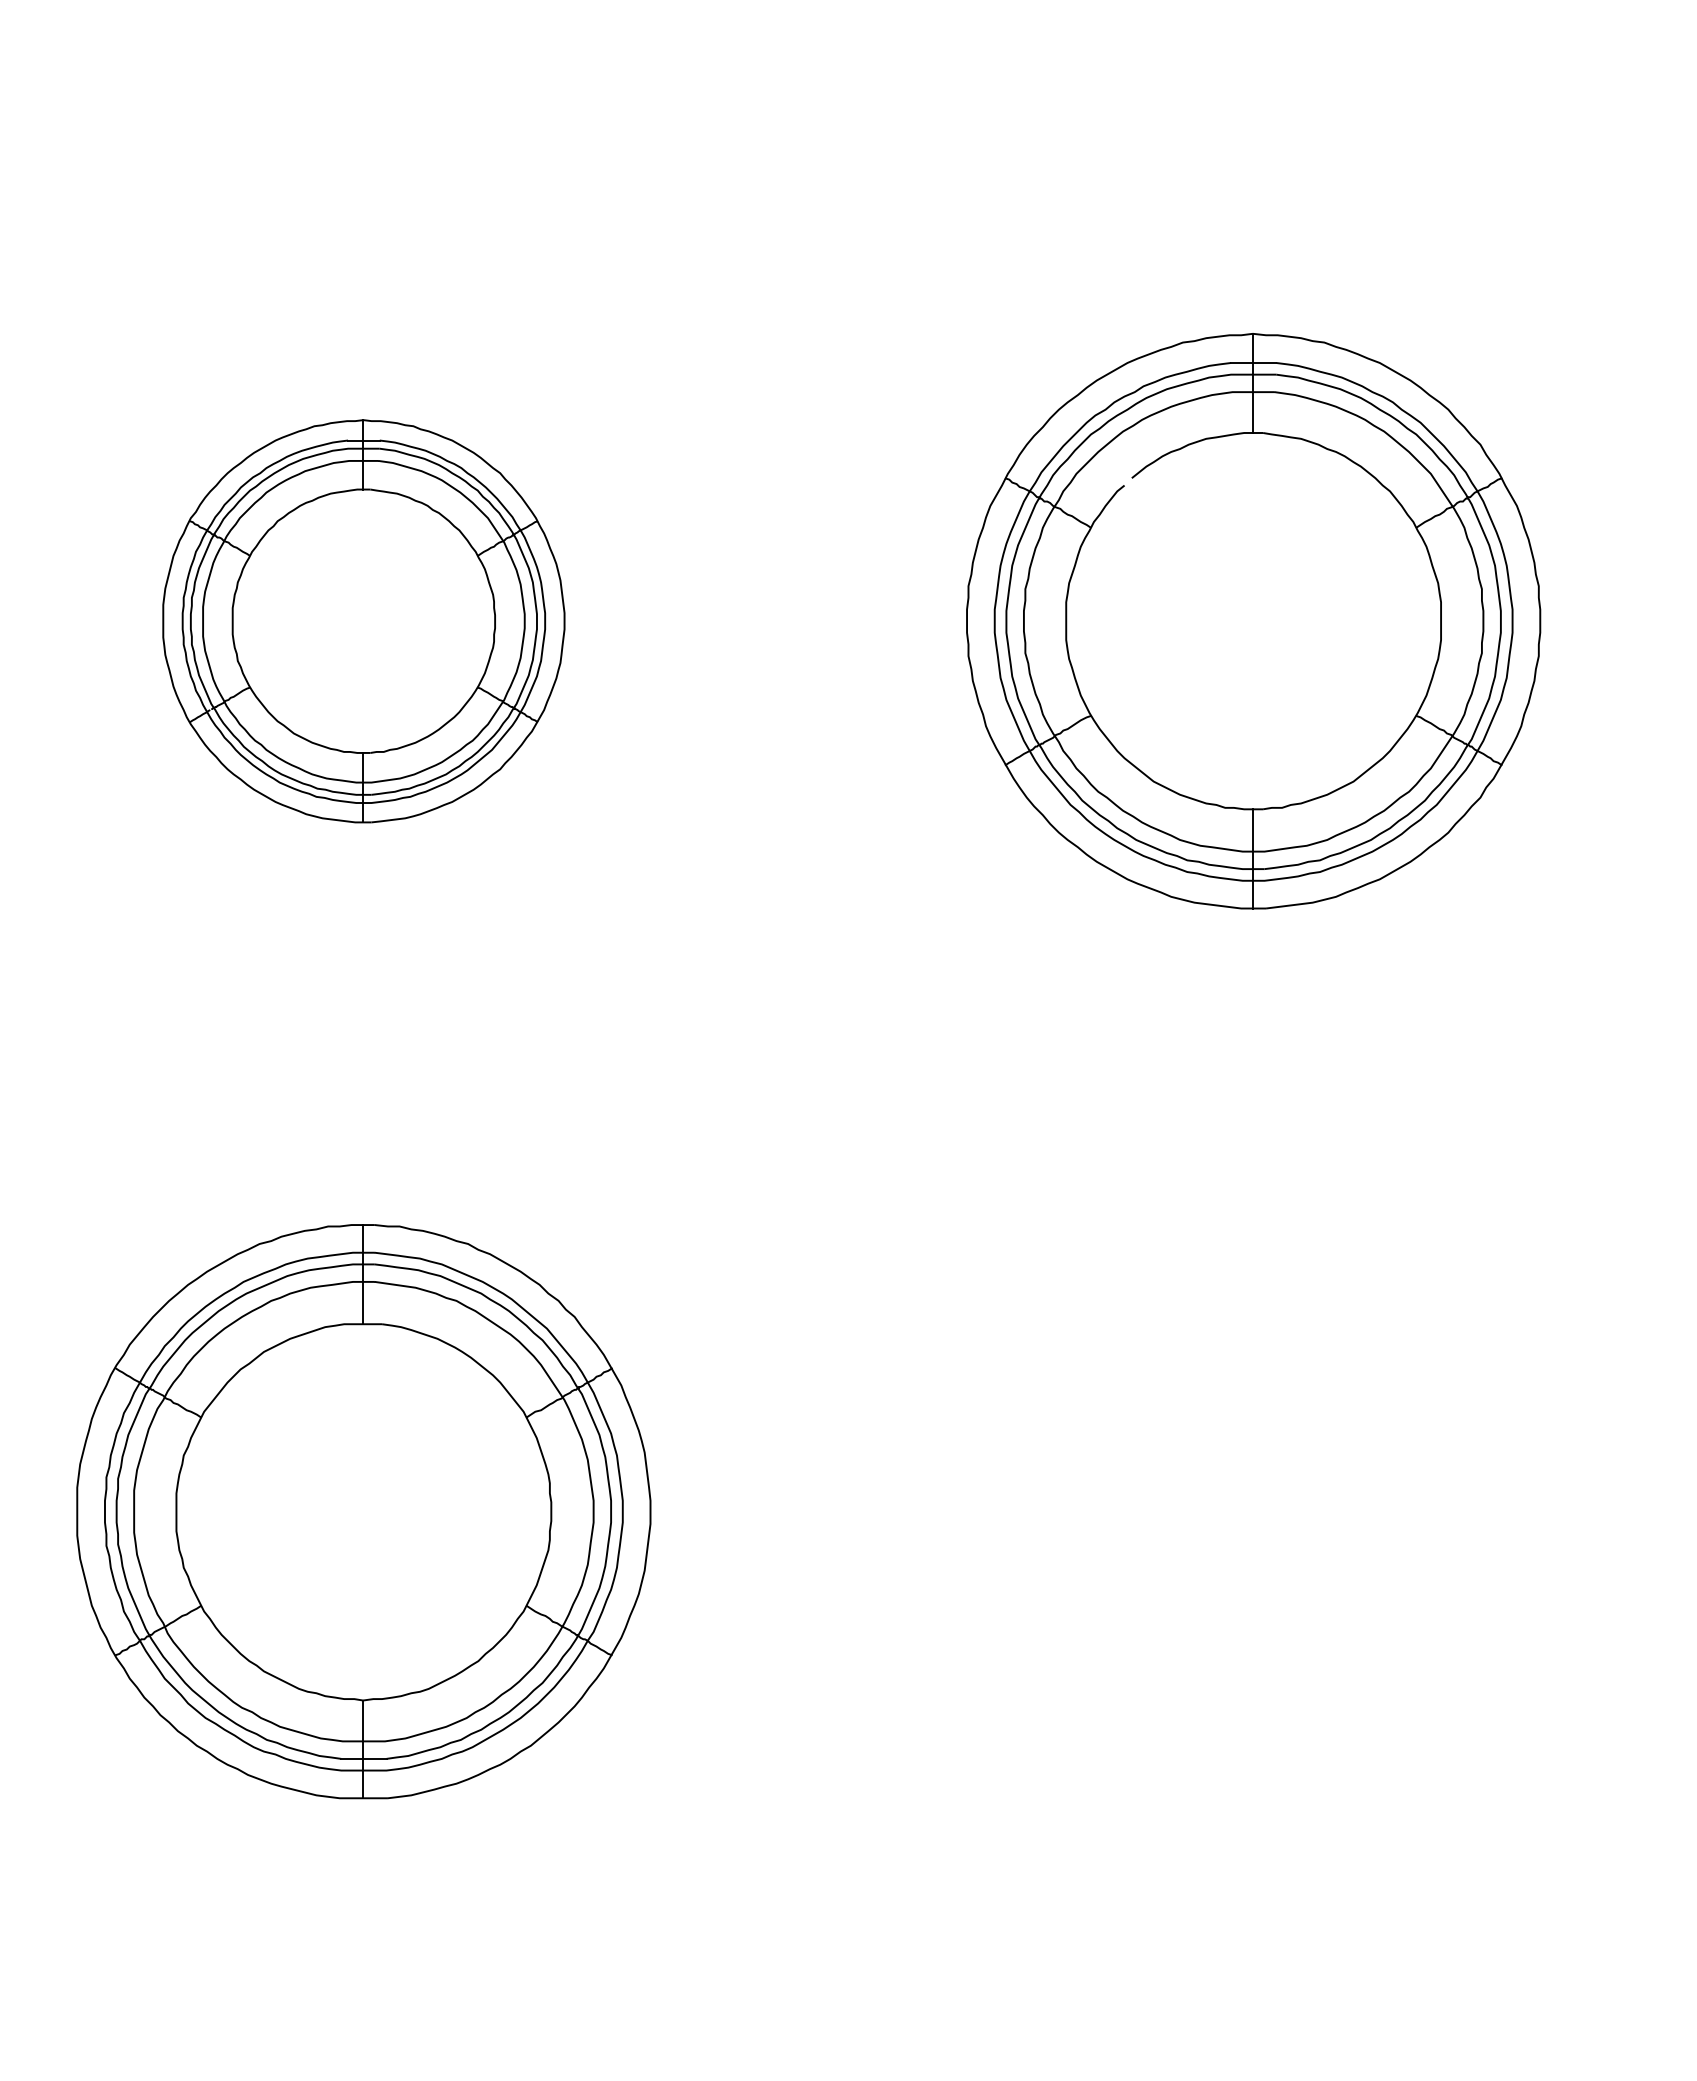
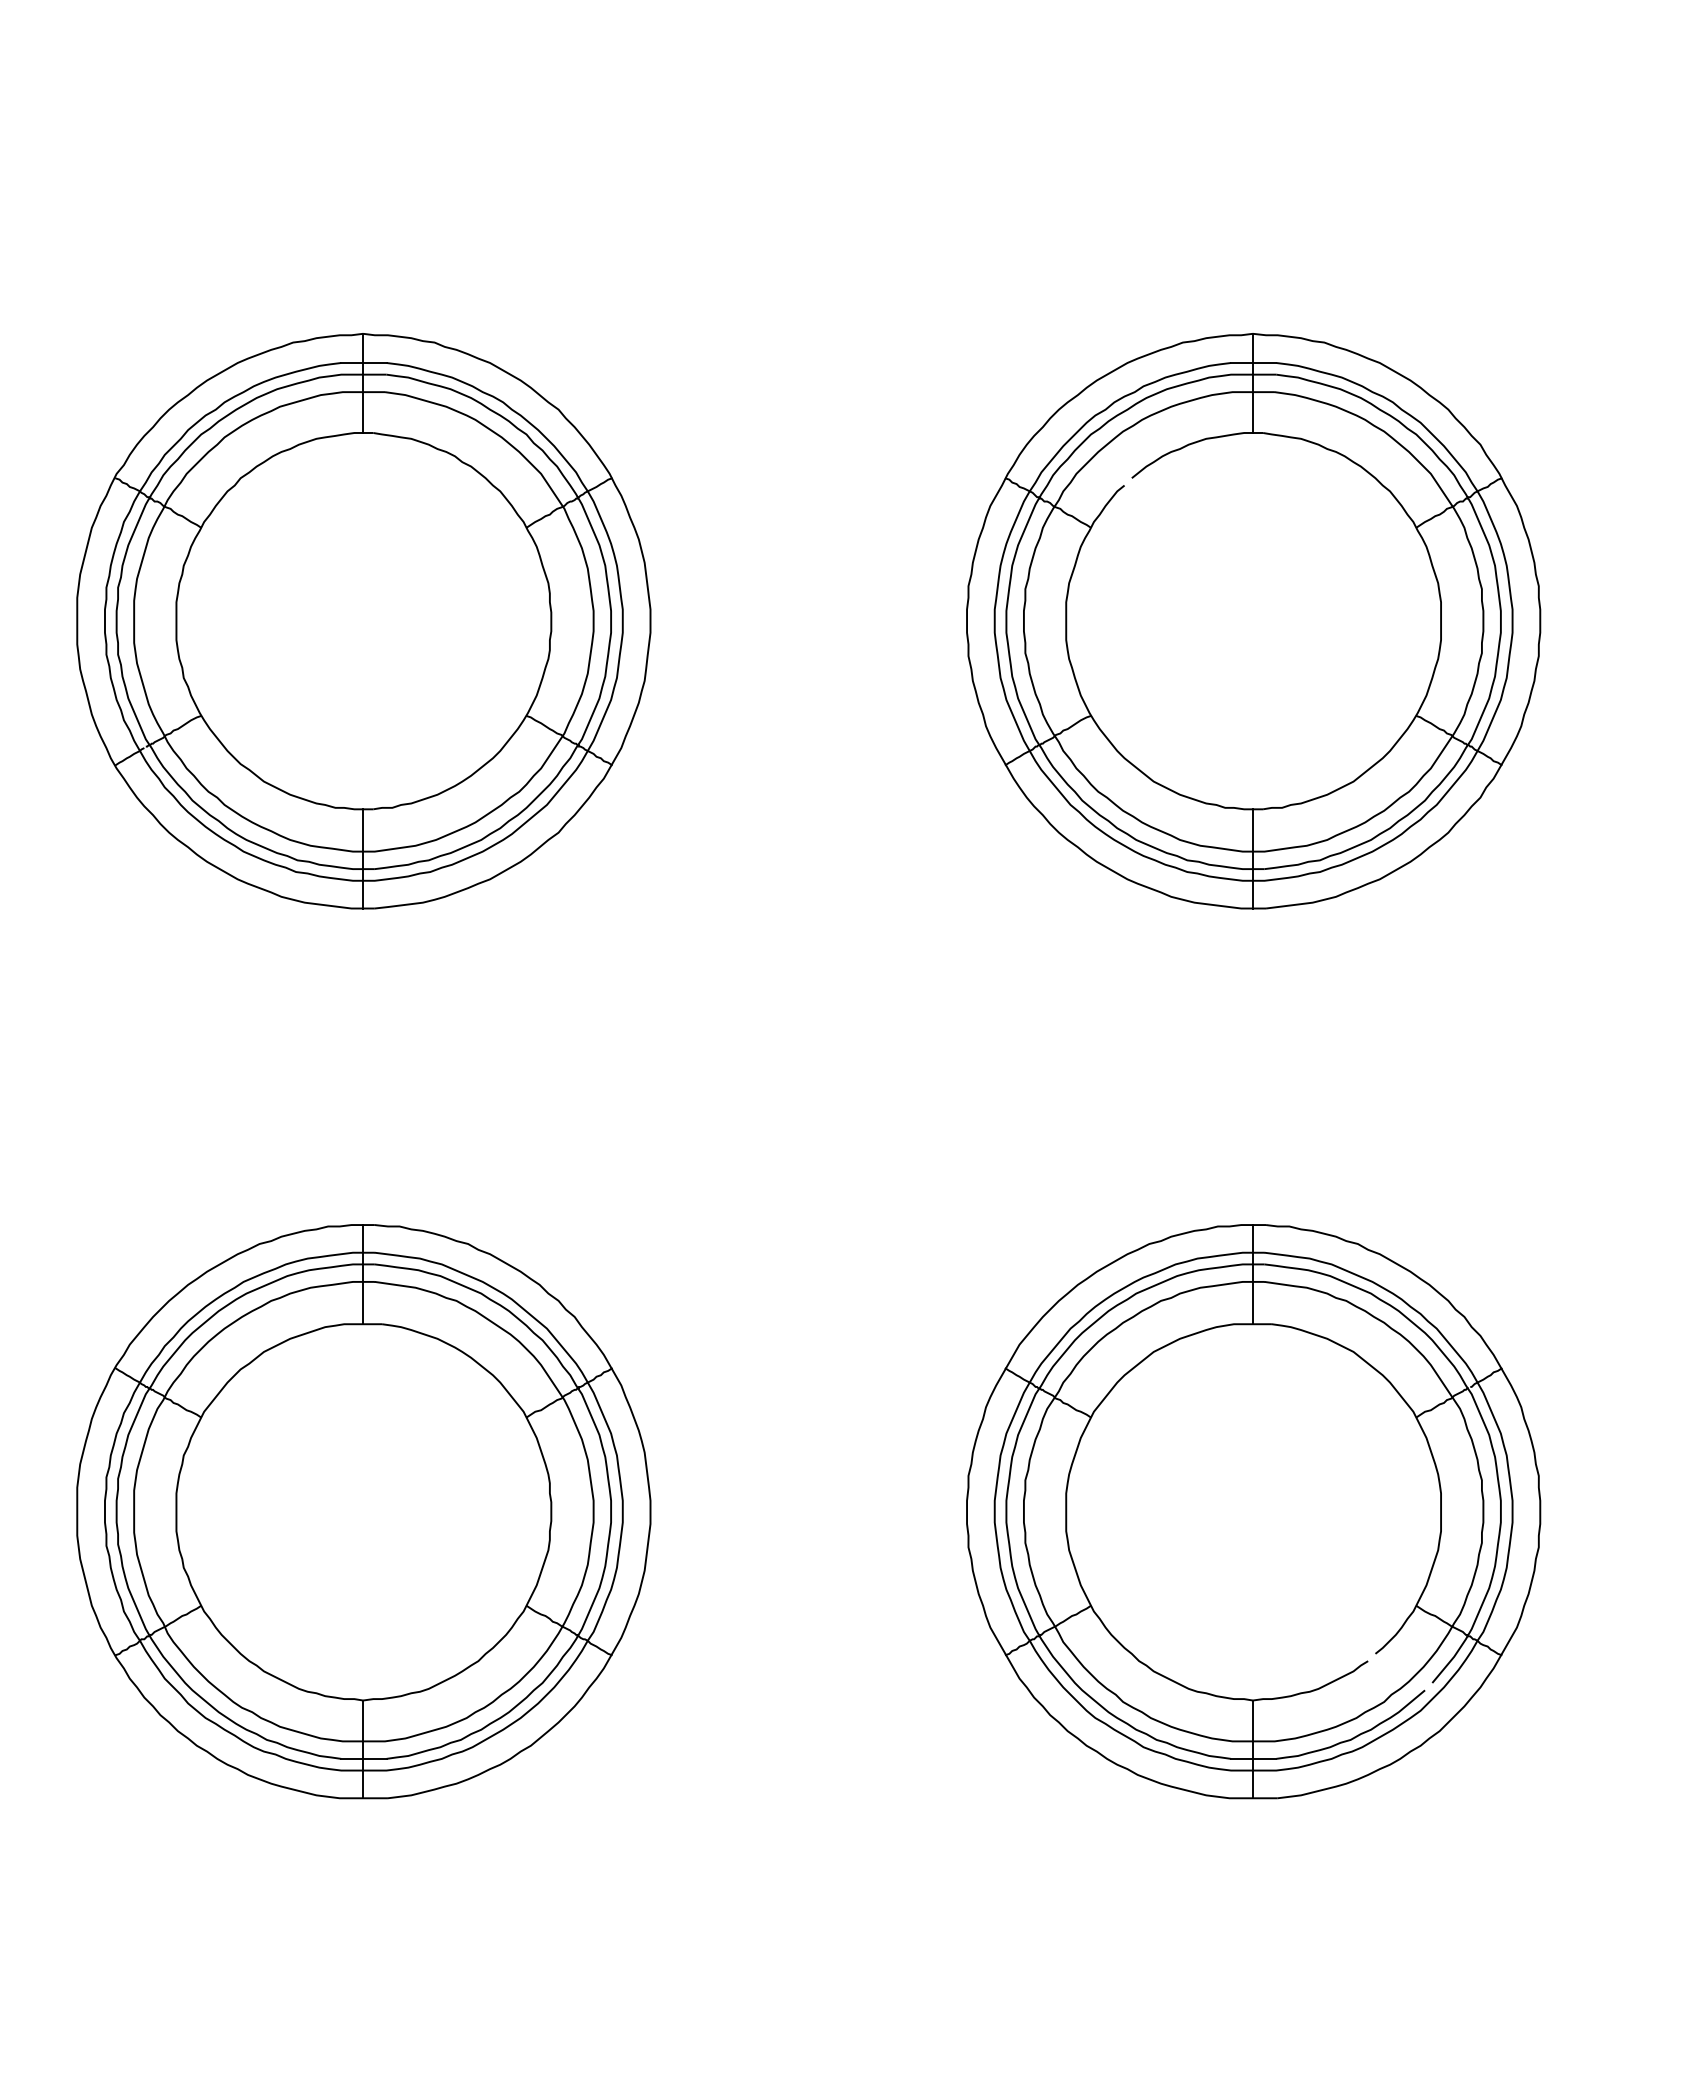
part size: 404x405 px -> 576x577 px (363, 621)
part: none -> present (1253, 1511)
